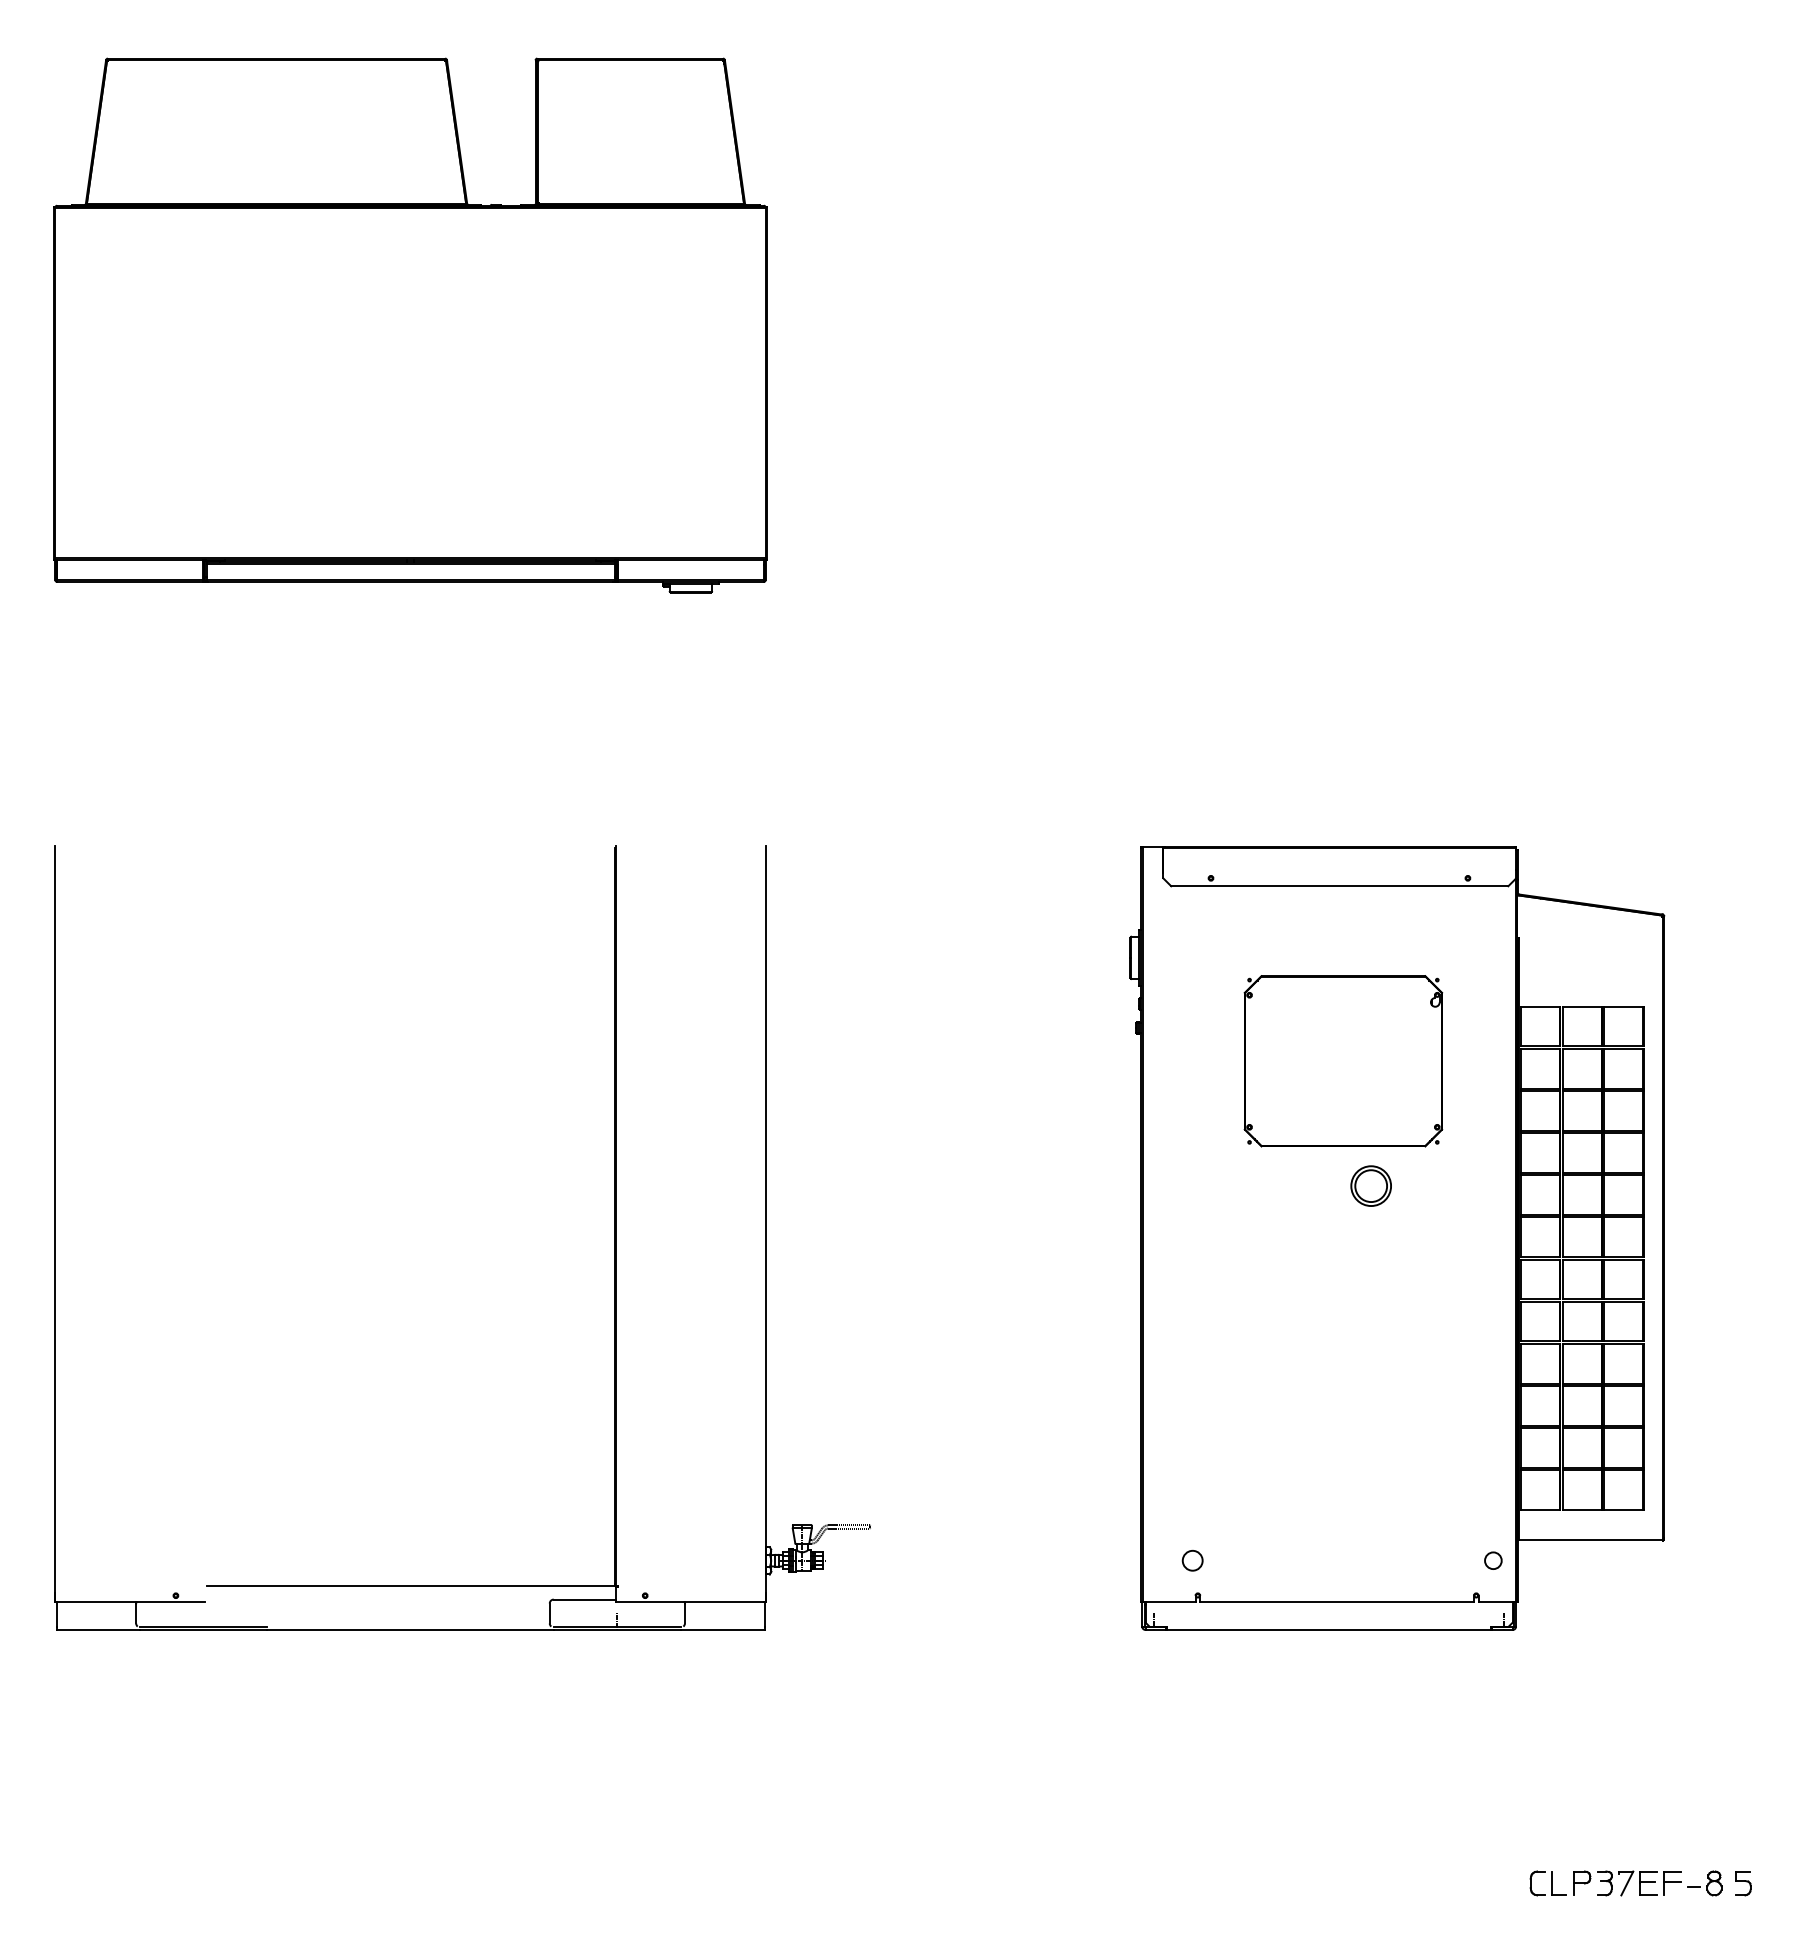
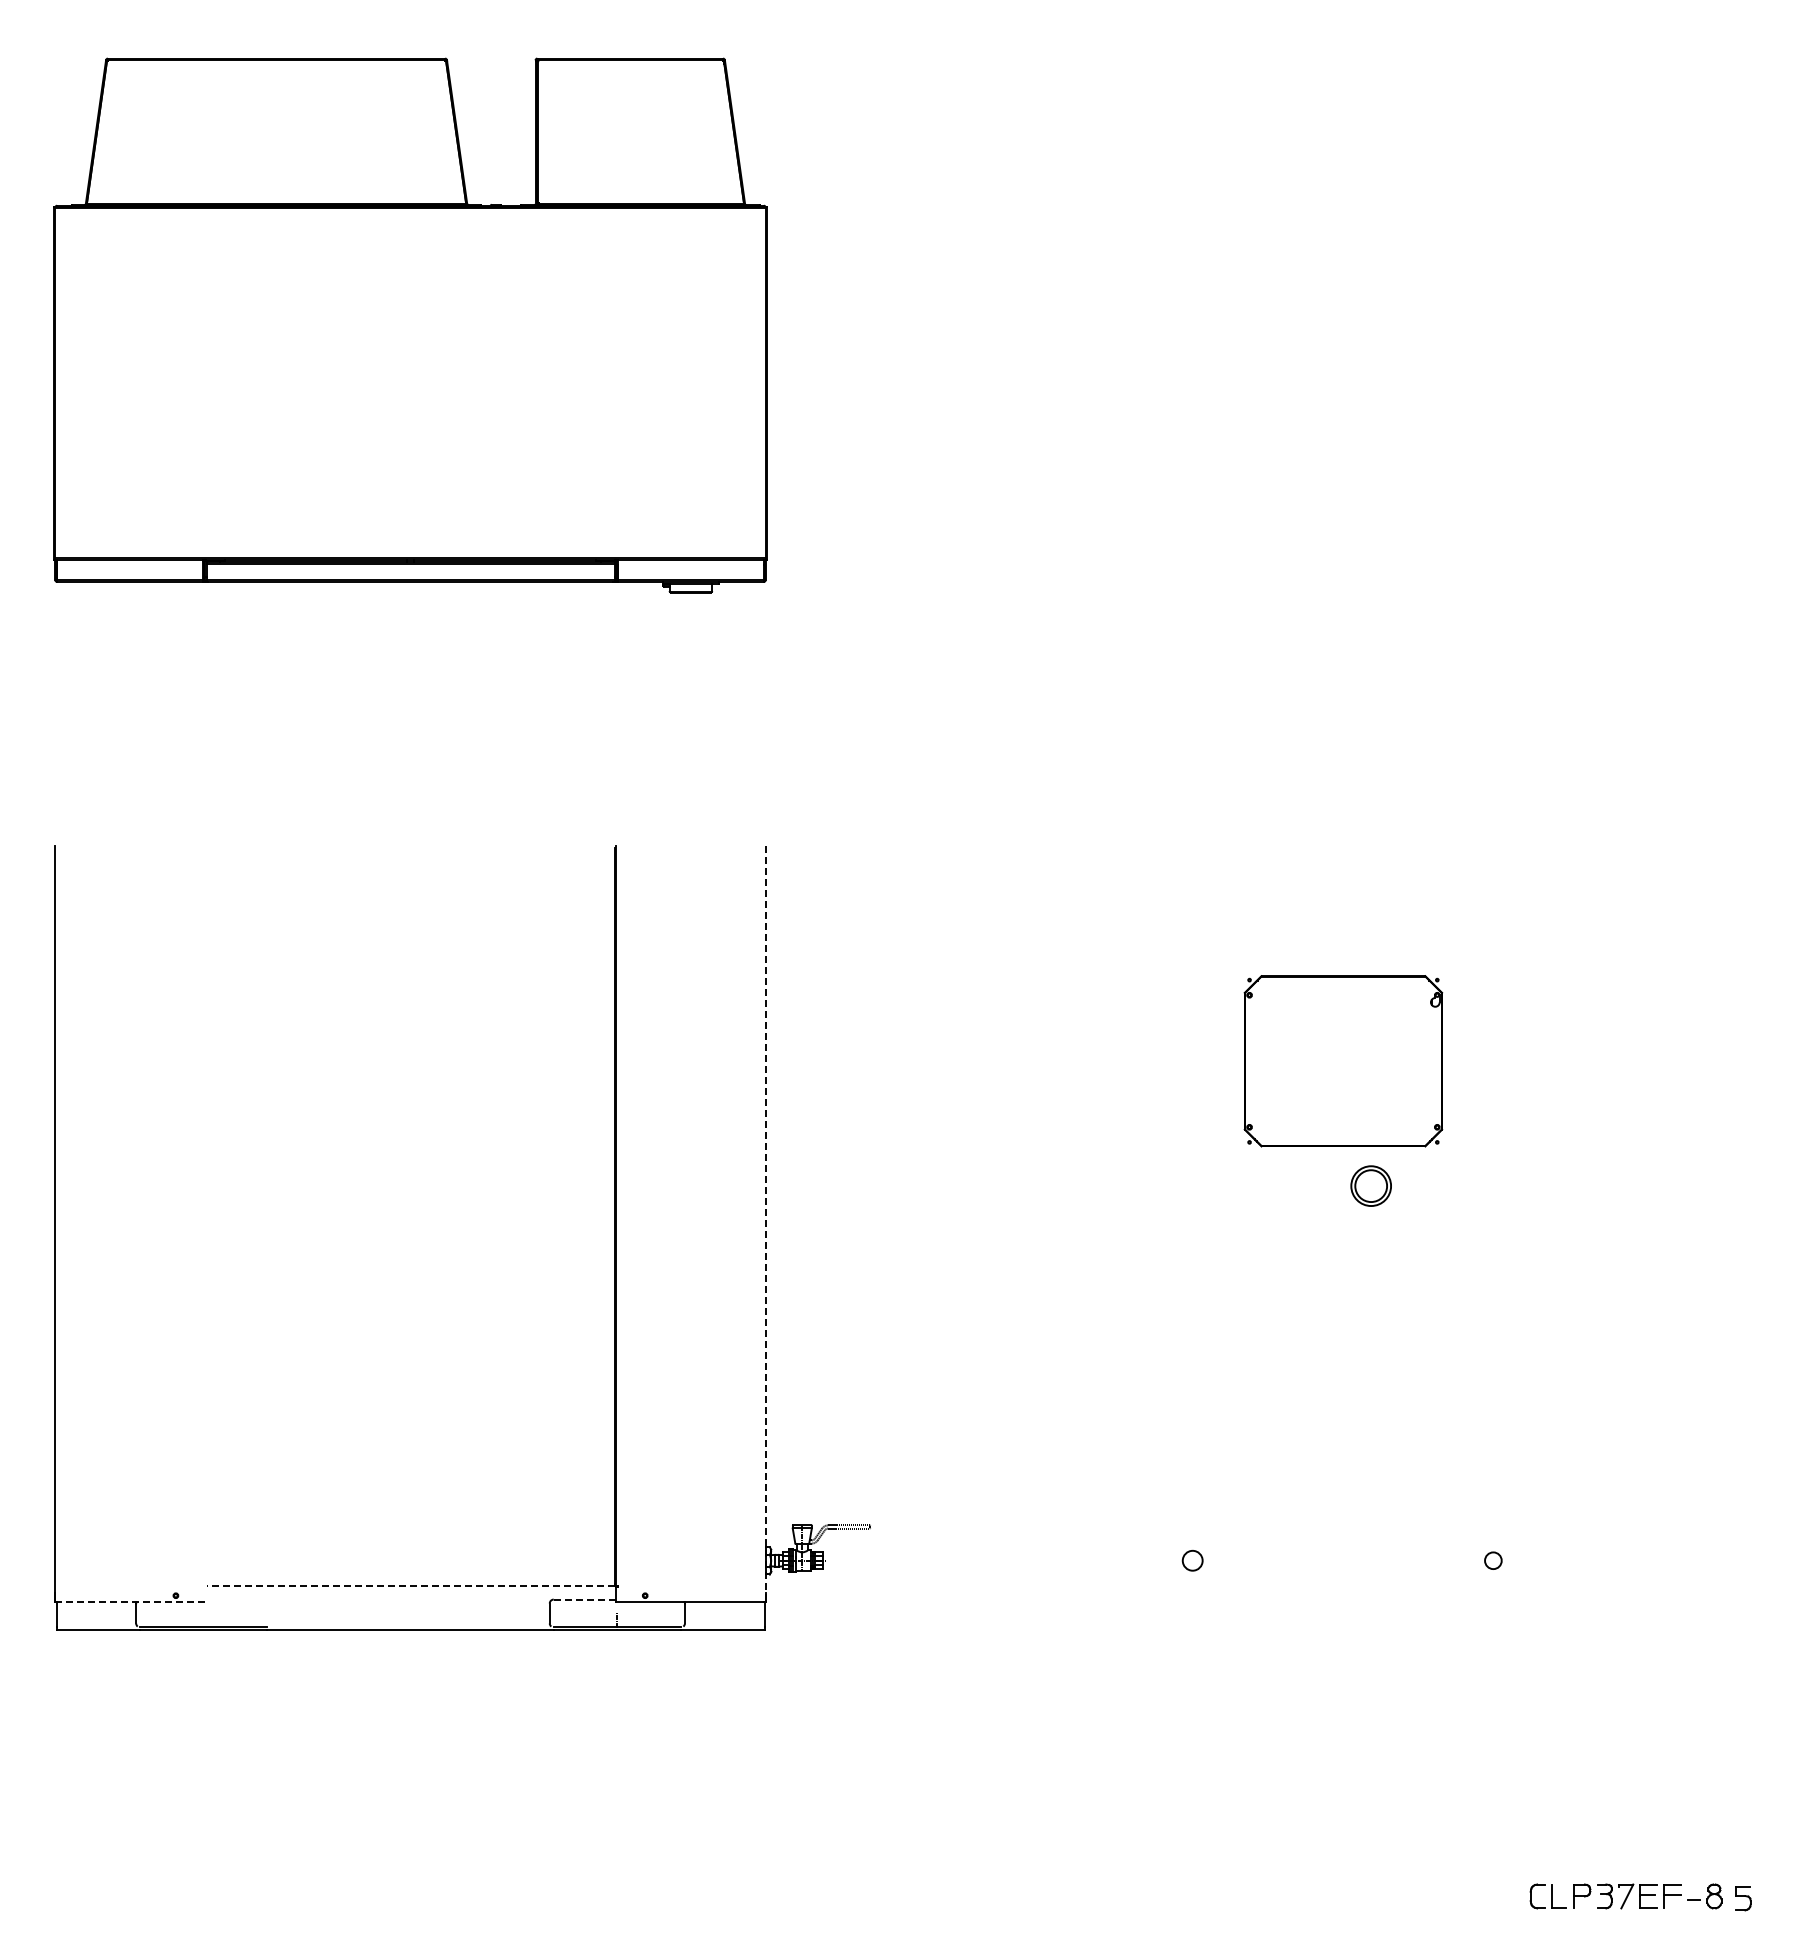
line: solid -> dashed (765, 1224)
part: present -> none (1397, 1238)
line: solid -> dashed (410, 1586)
line: solid -> dashed (585, 1599)
line: solid -> dashed (131, 1602)
part position: (1625, 1883) -> (1625, 1896) (1625, 1896)
part position: (1743, 1883) -> (1743, 1898) (1743, 1898)
